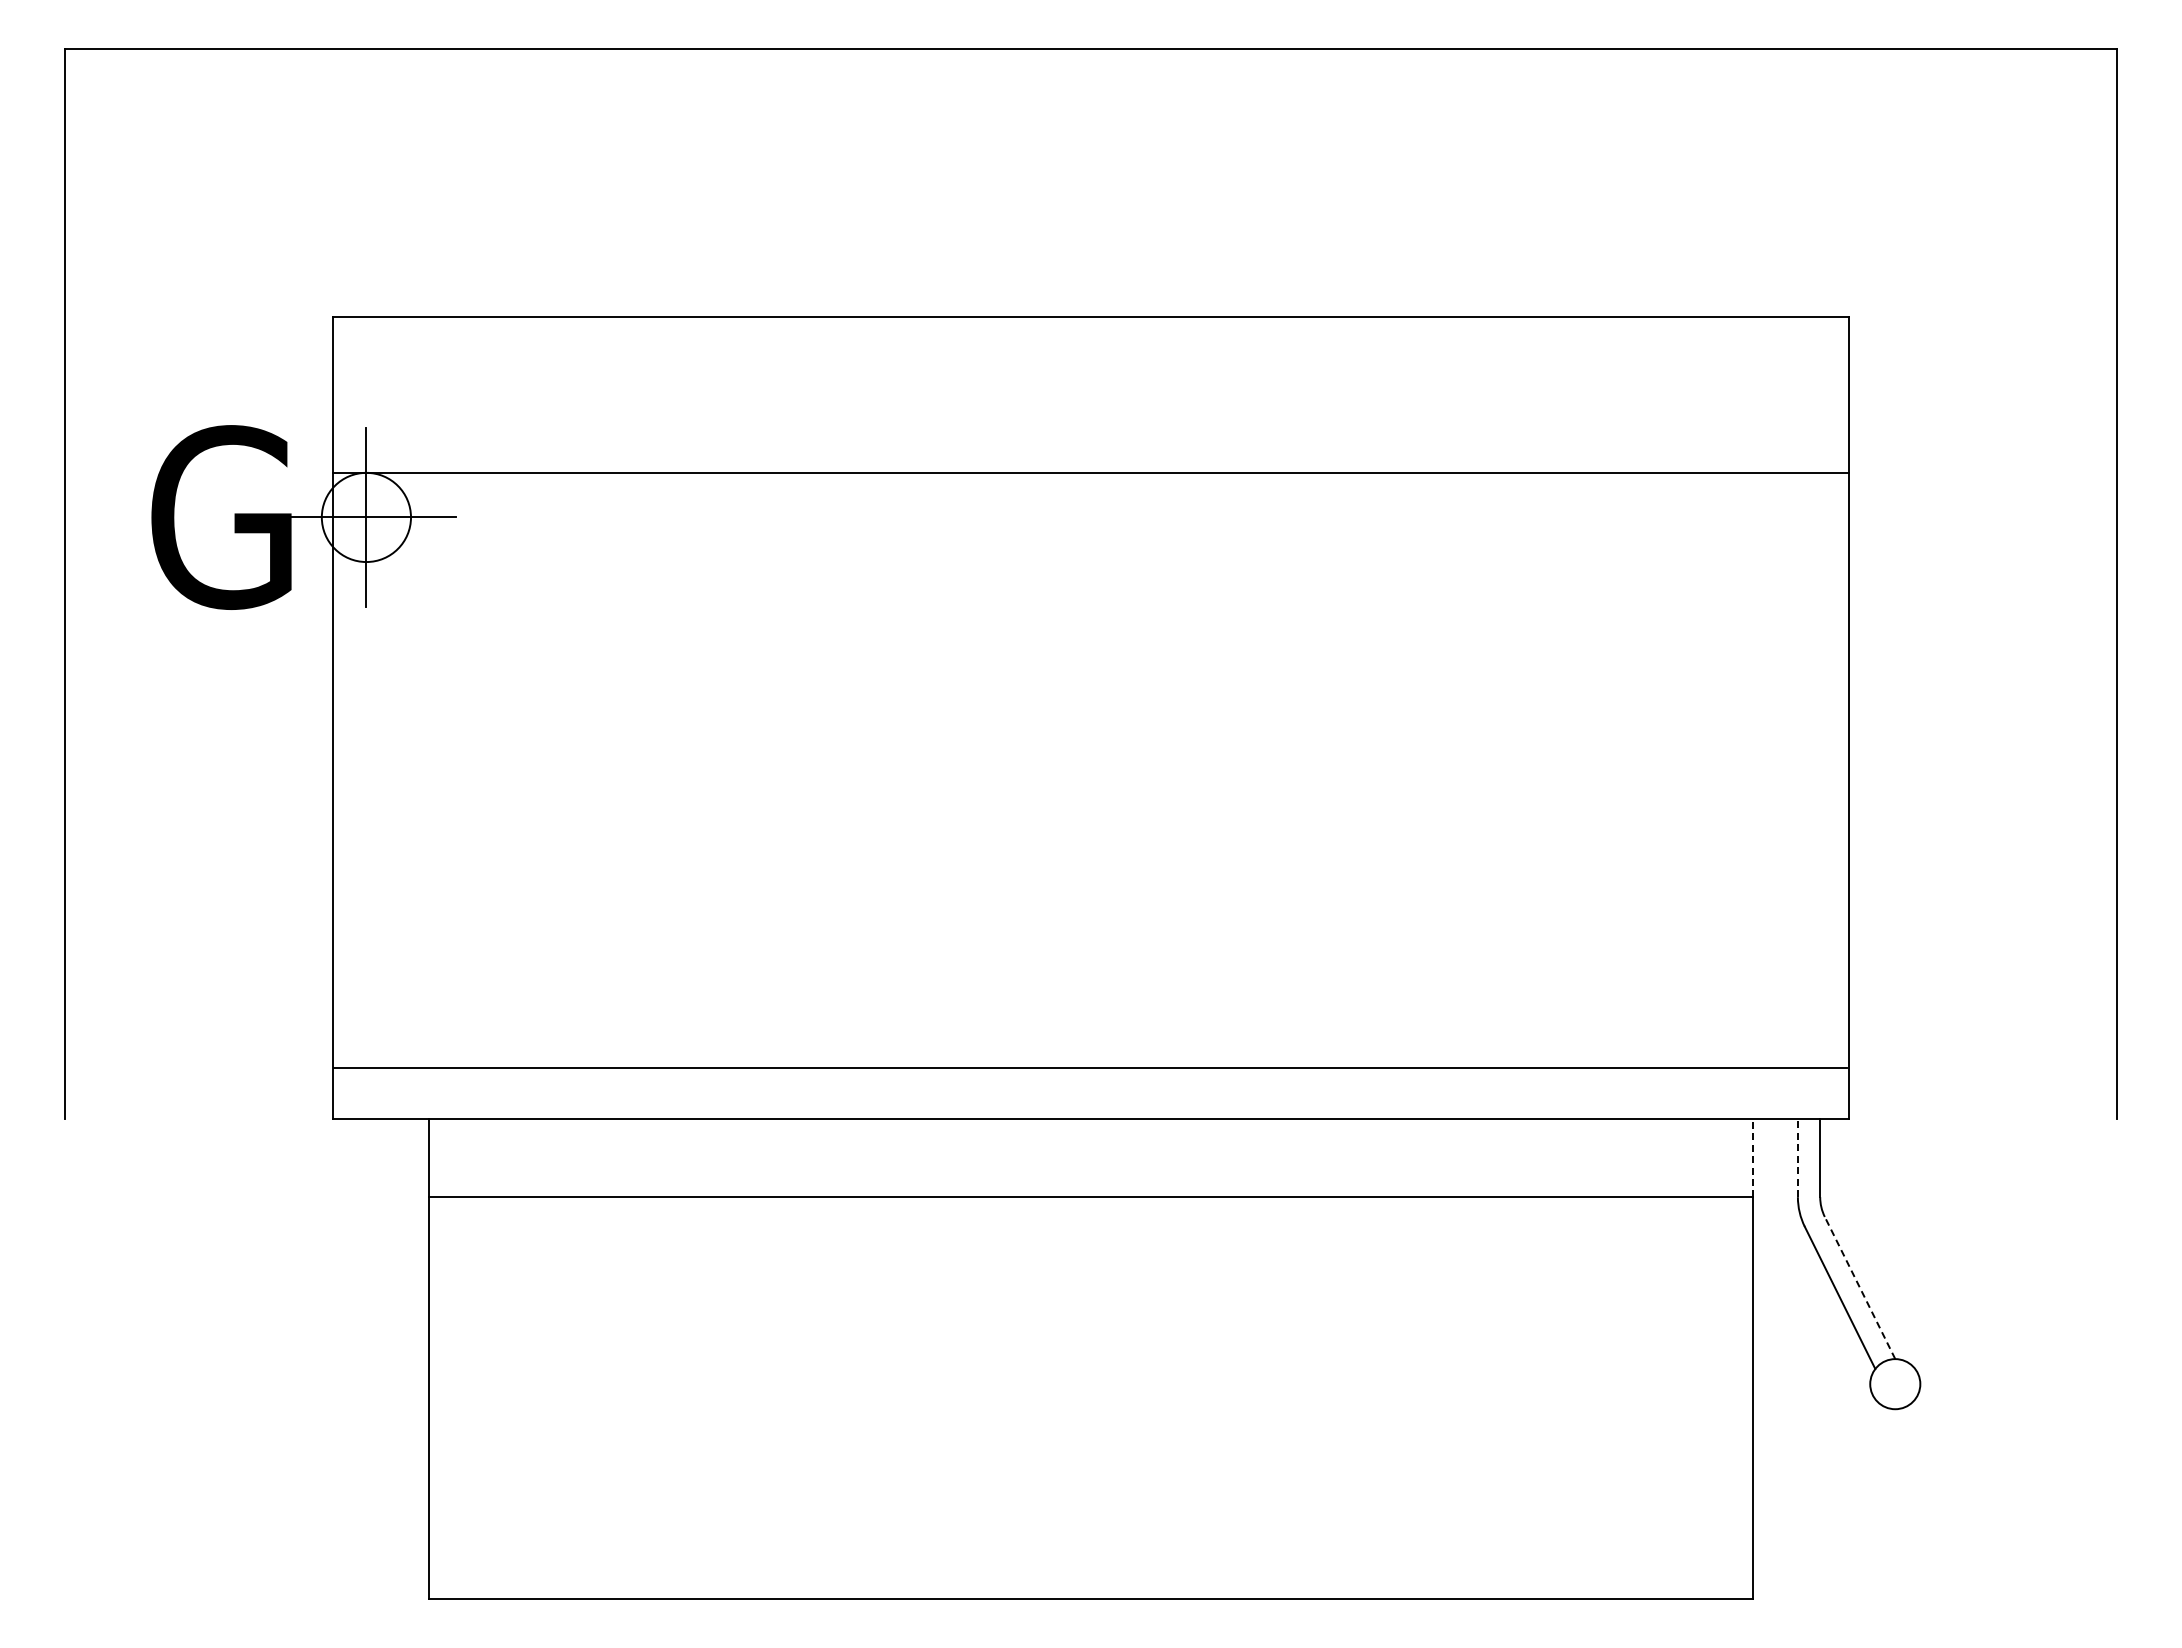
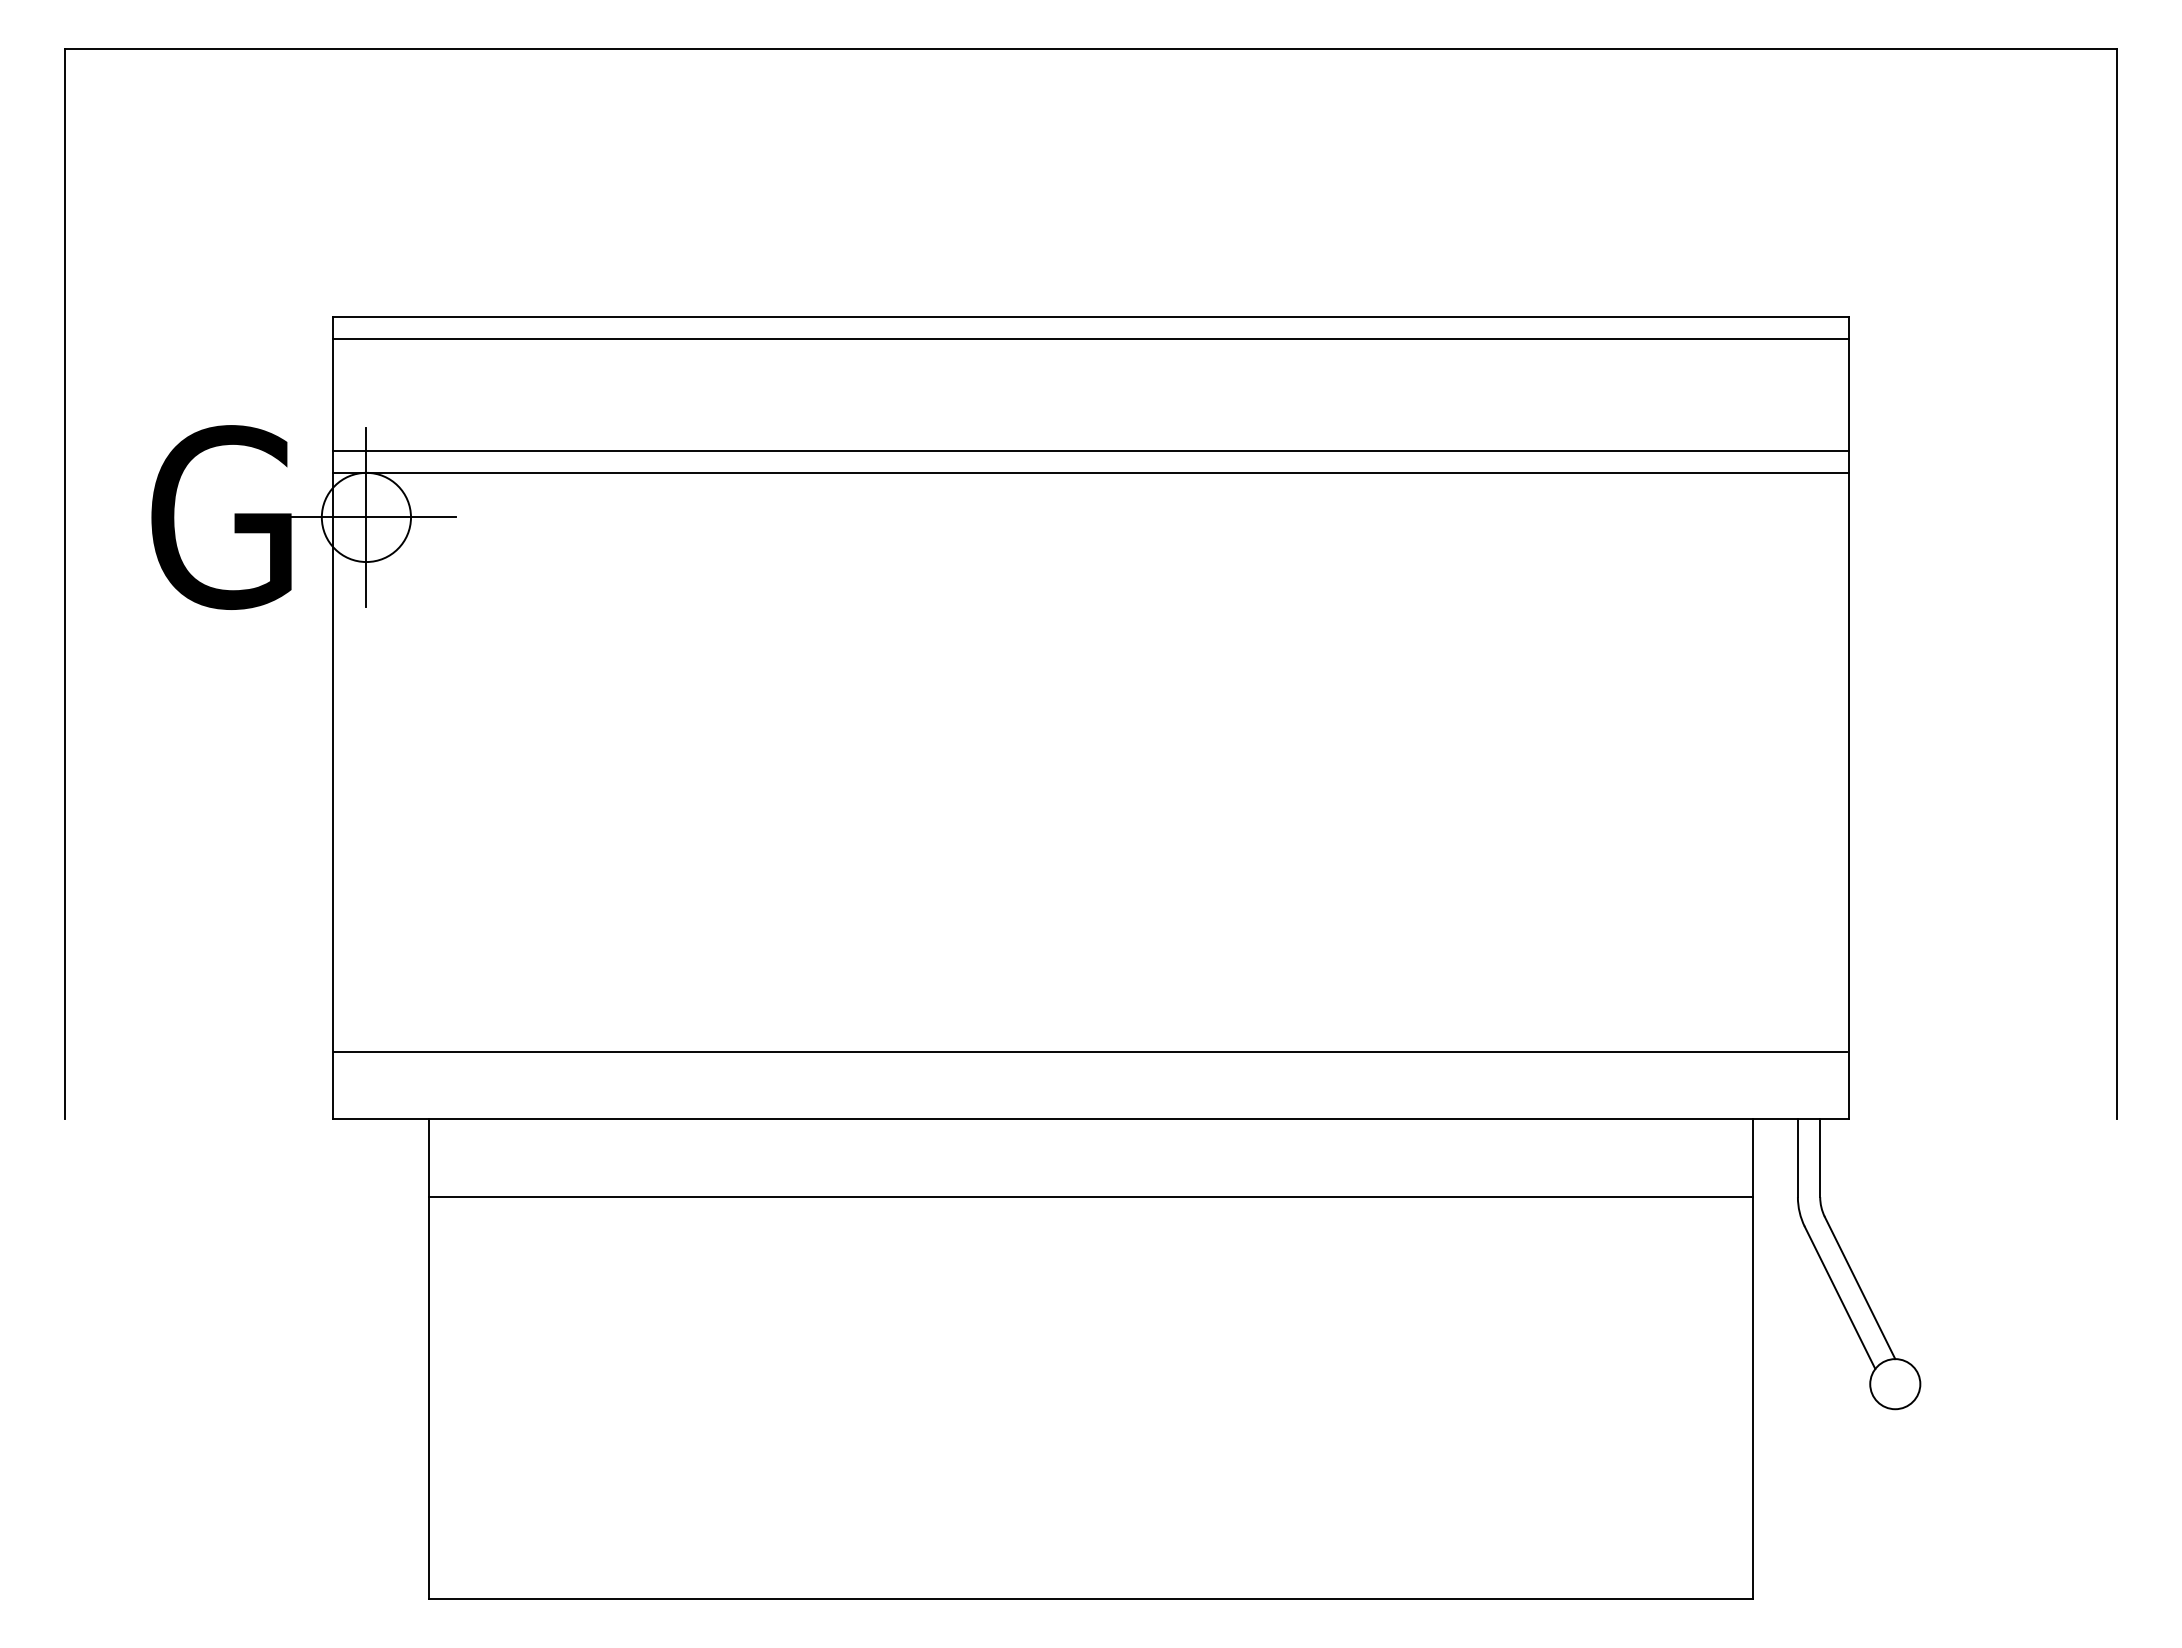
line: none -> present (1090, 339)
line: none -> present (1090, 450)
line position: (1090, 1068) -> (1090, 1052) (1090, 1052)
line: dashed -> solid (1753, 1157)
line: dashed -> solid (1797, 1158)
line: dashed -> solid (1859, 1287)
